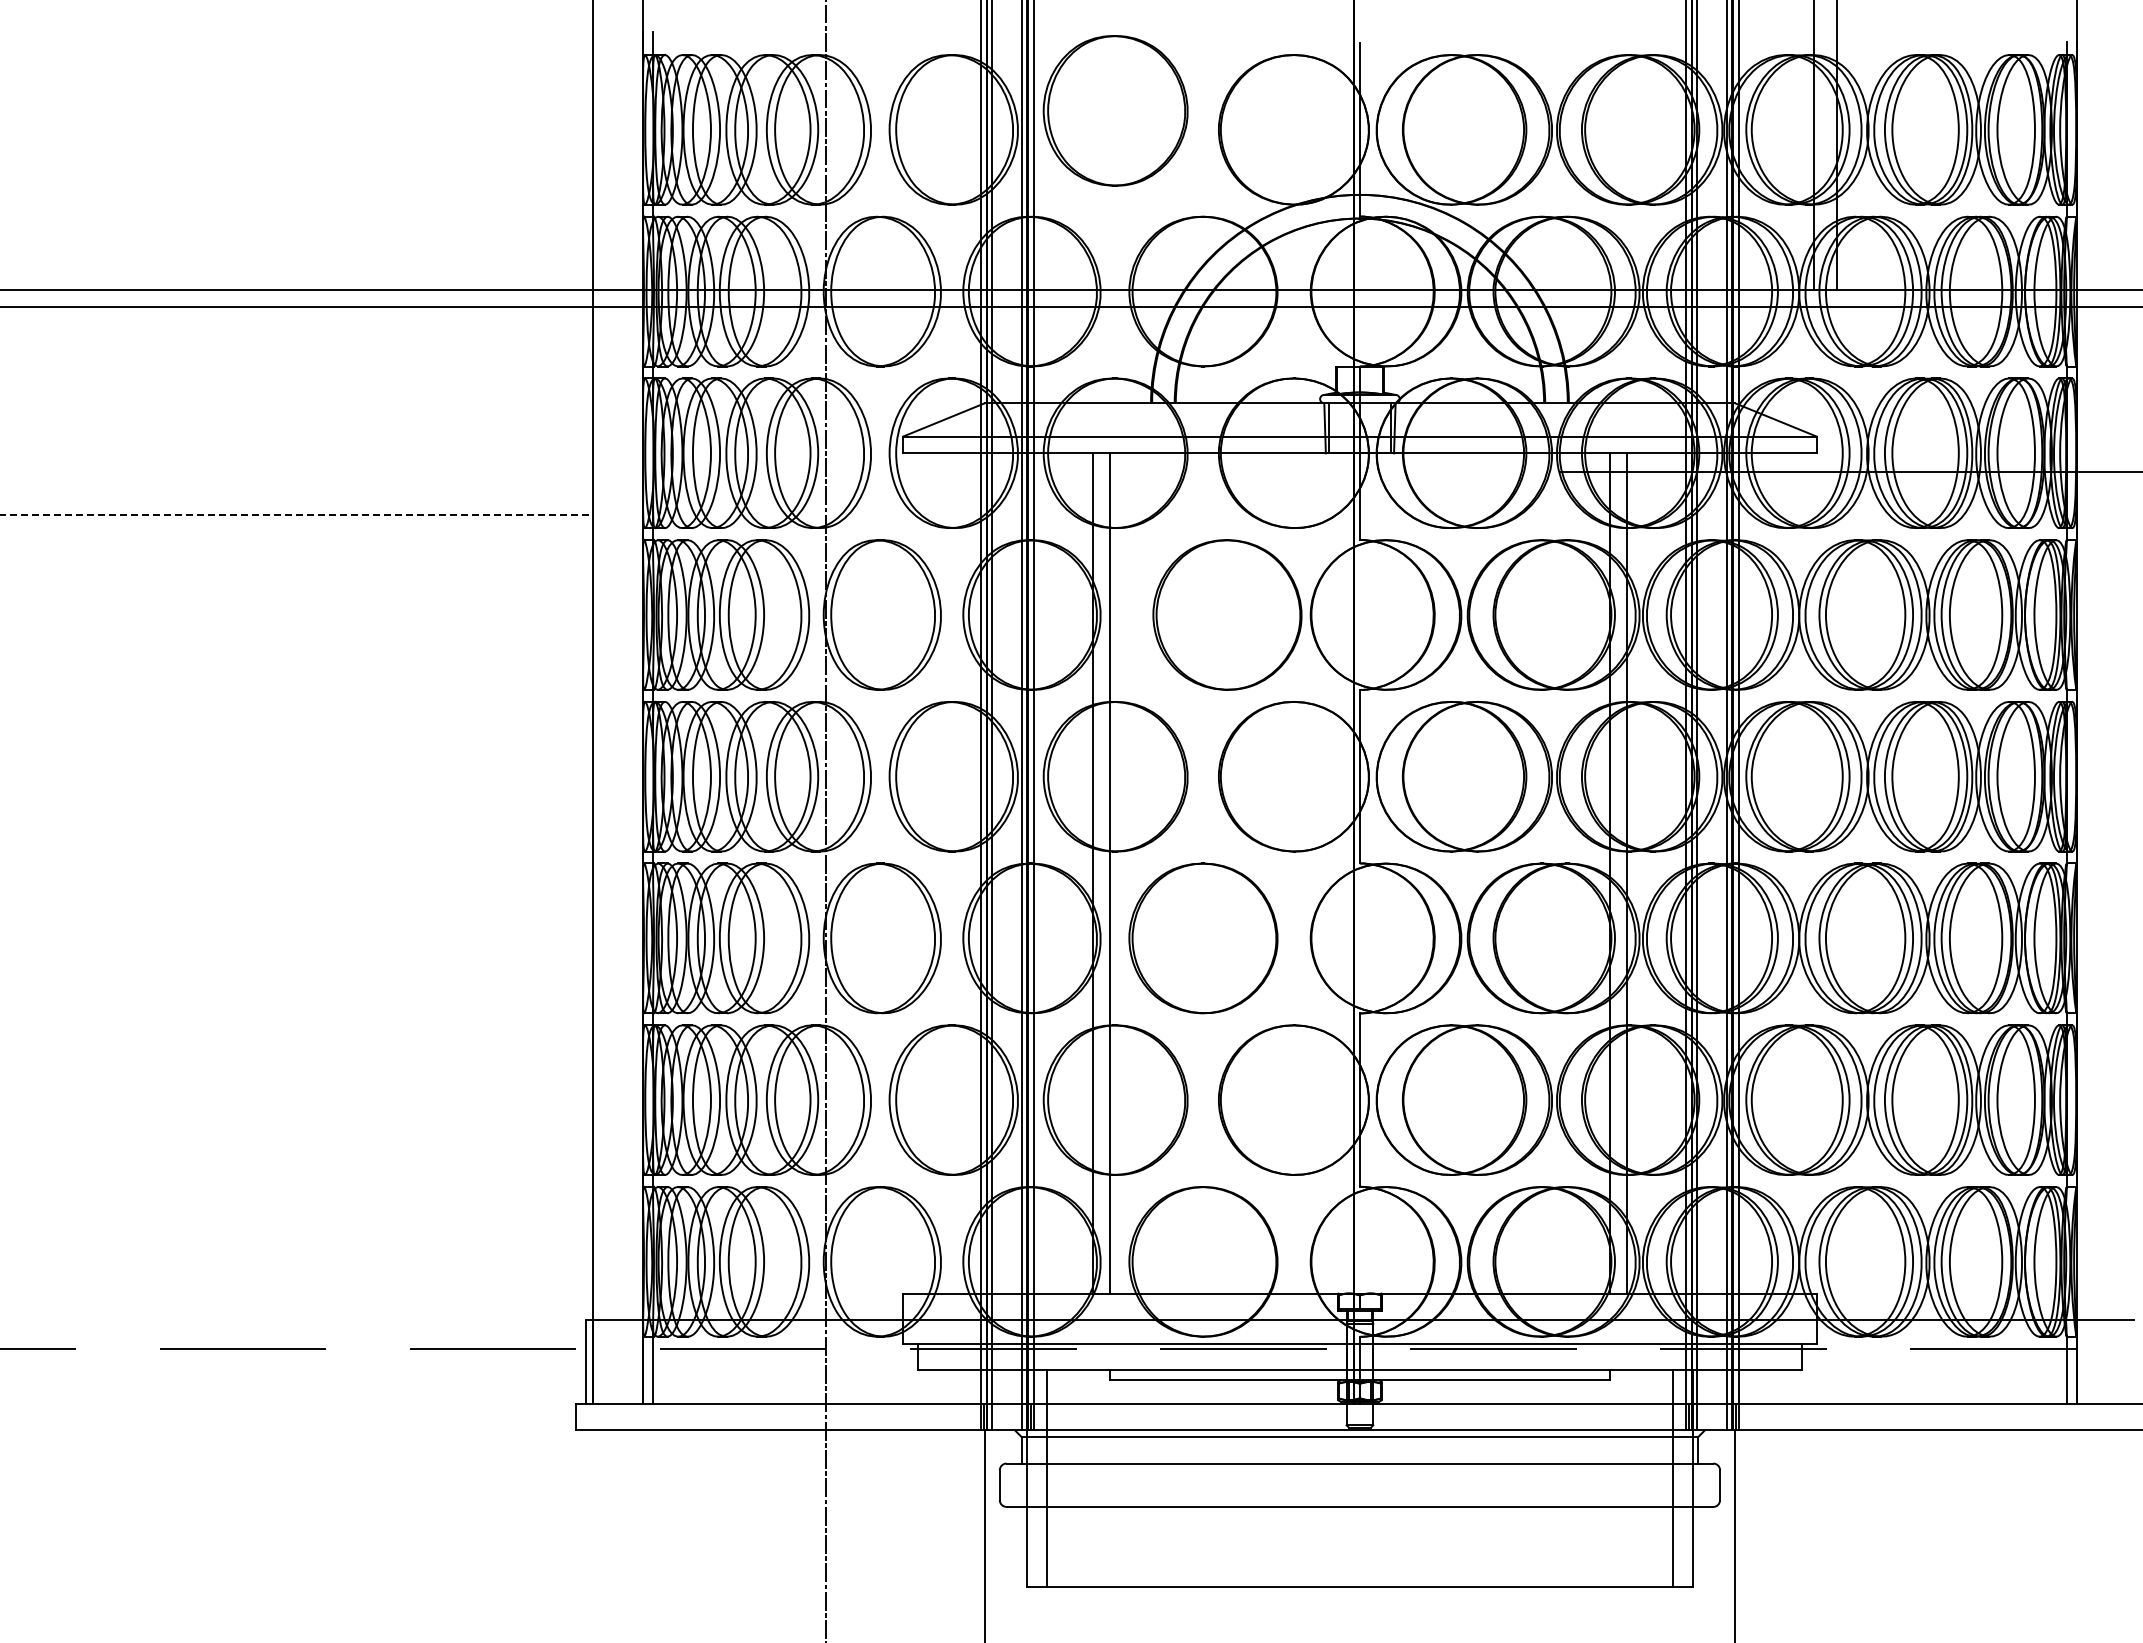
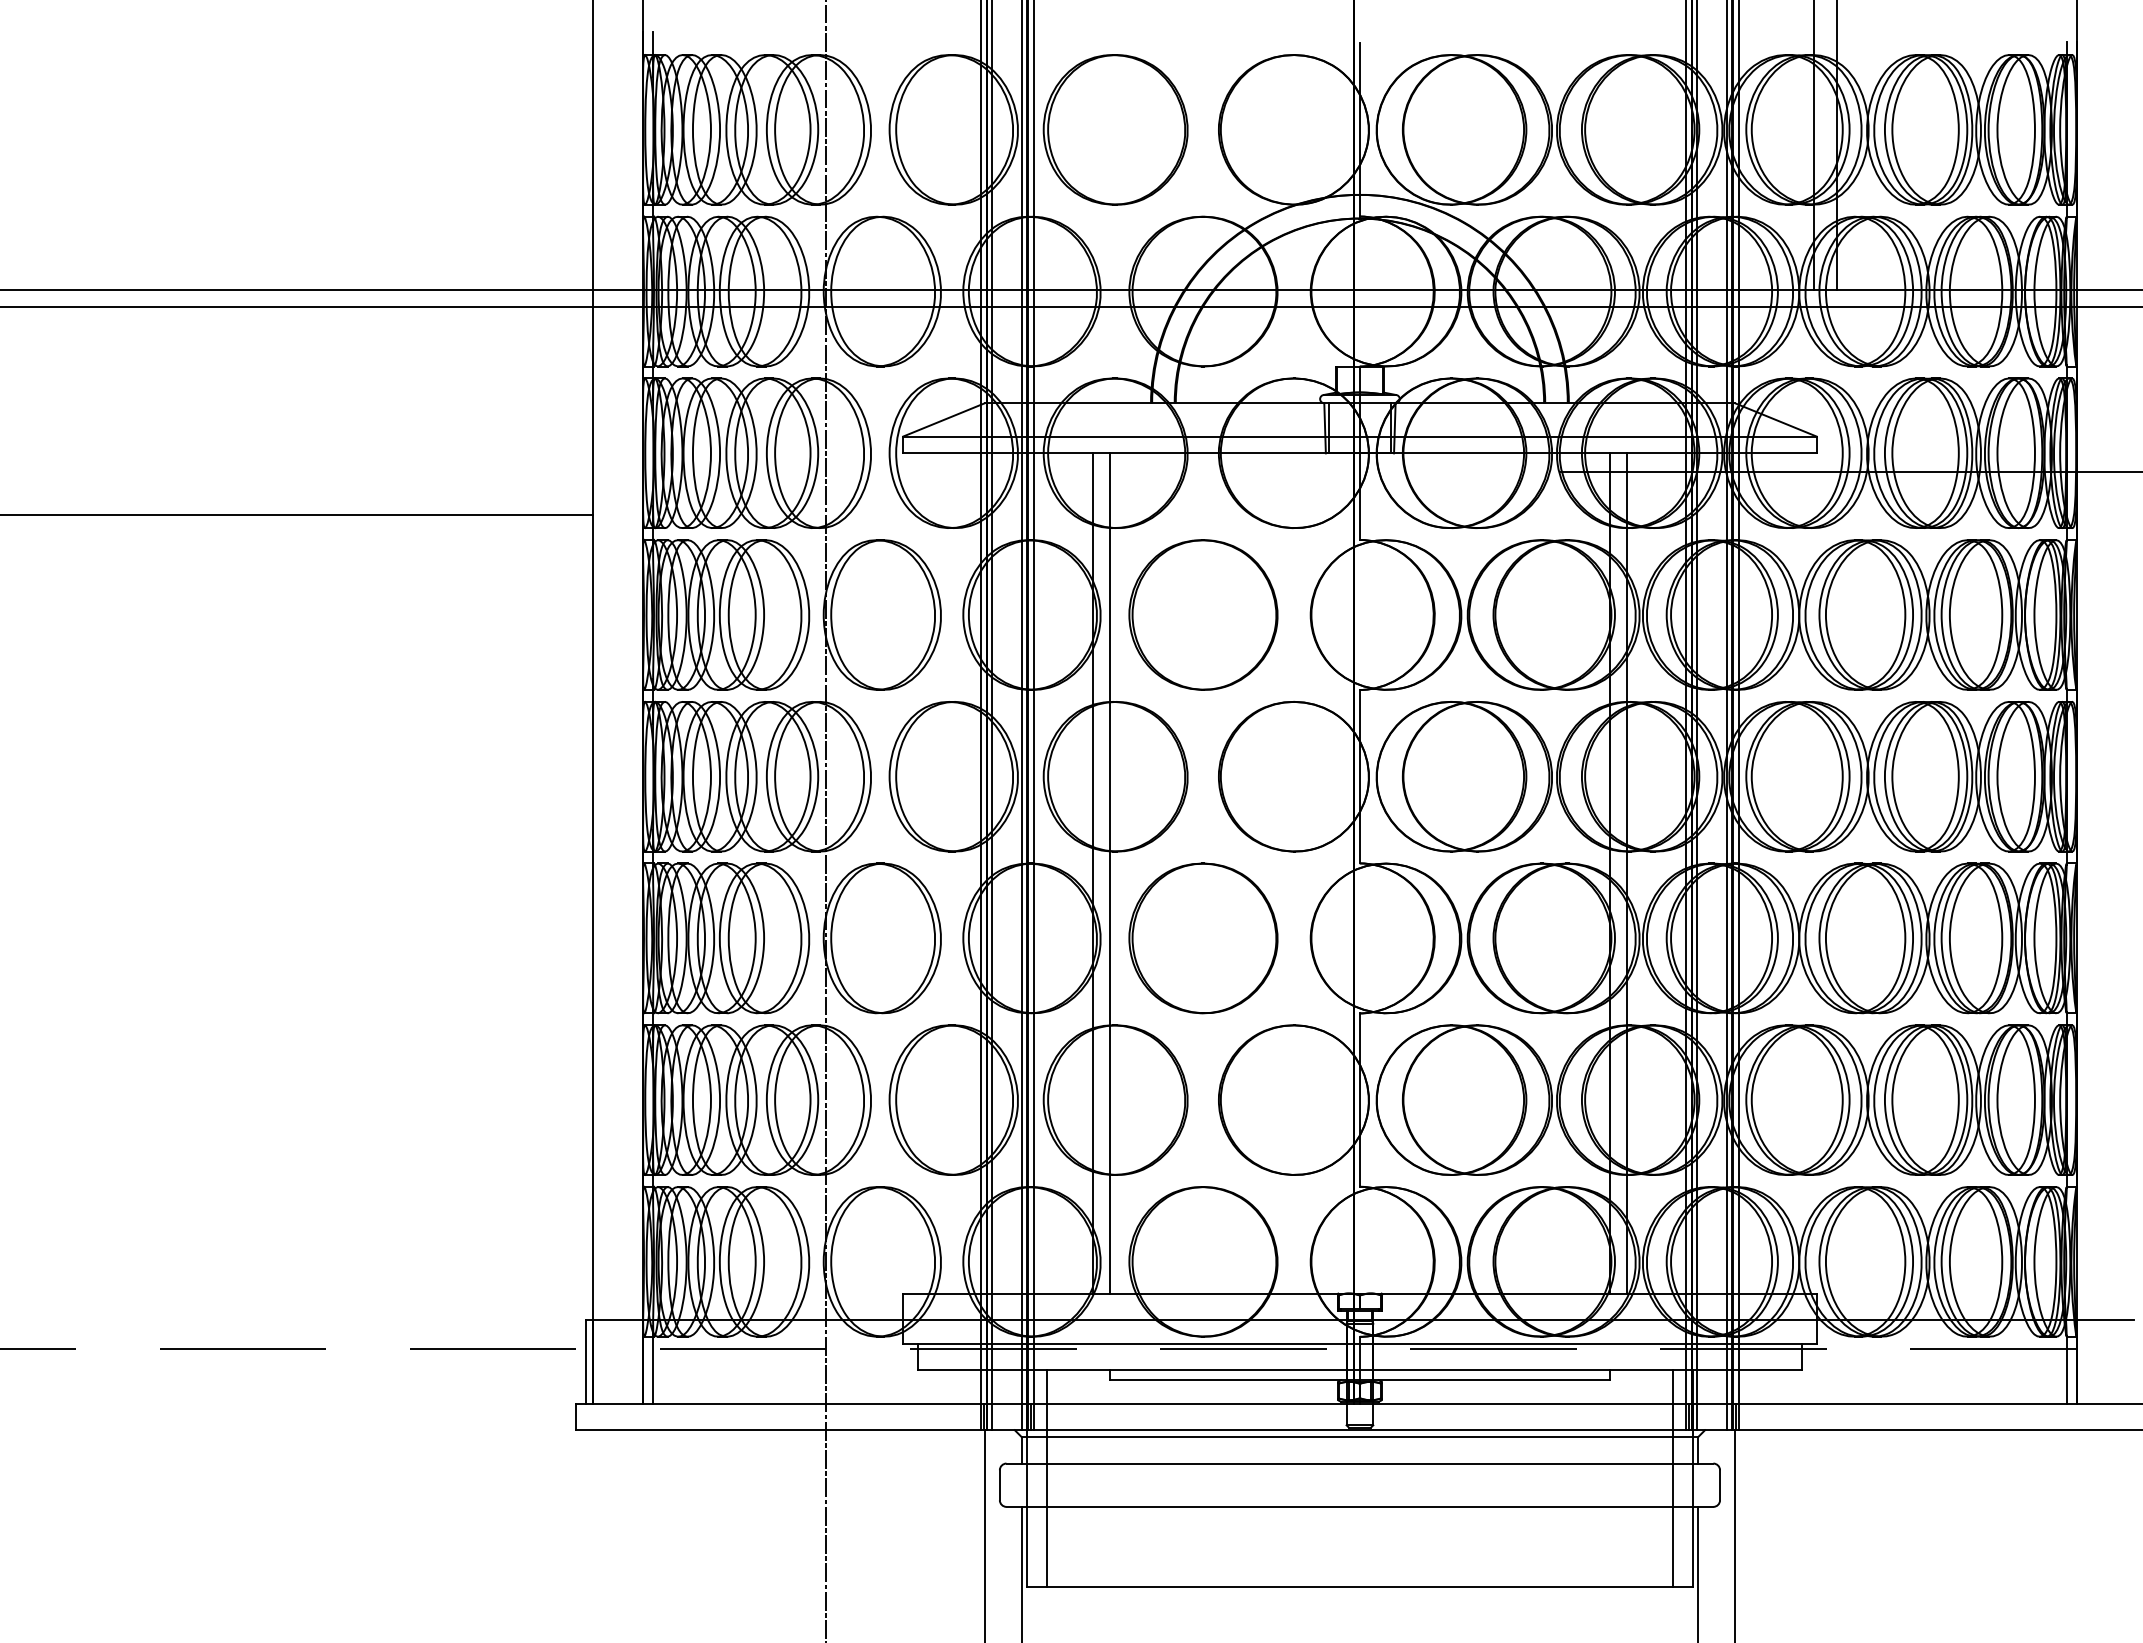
part position: (1115, 110) -> (1115, 129) (1115, 129)
line: dashed -> solid (297, 515)
part position: (1227, 614) -> (1203, 614) (1203, 614)
line: none -> present (1021, 1572)
line: none -> present (1698, 1572)
